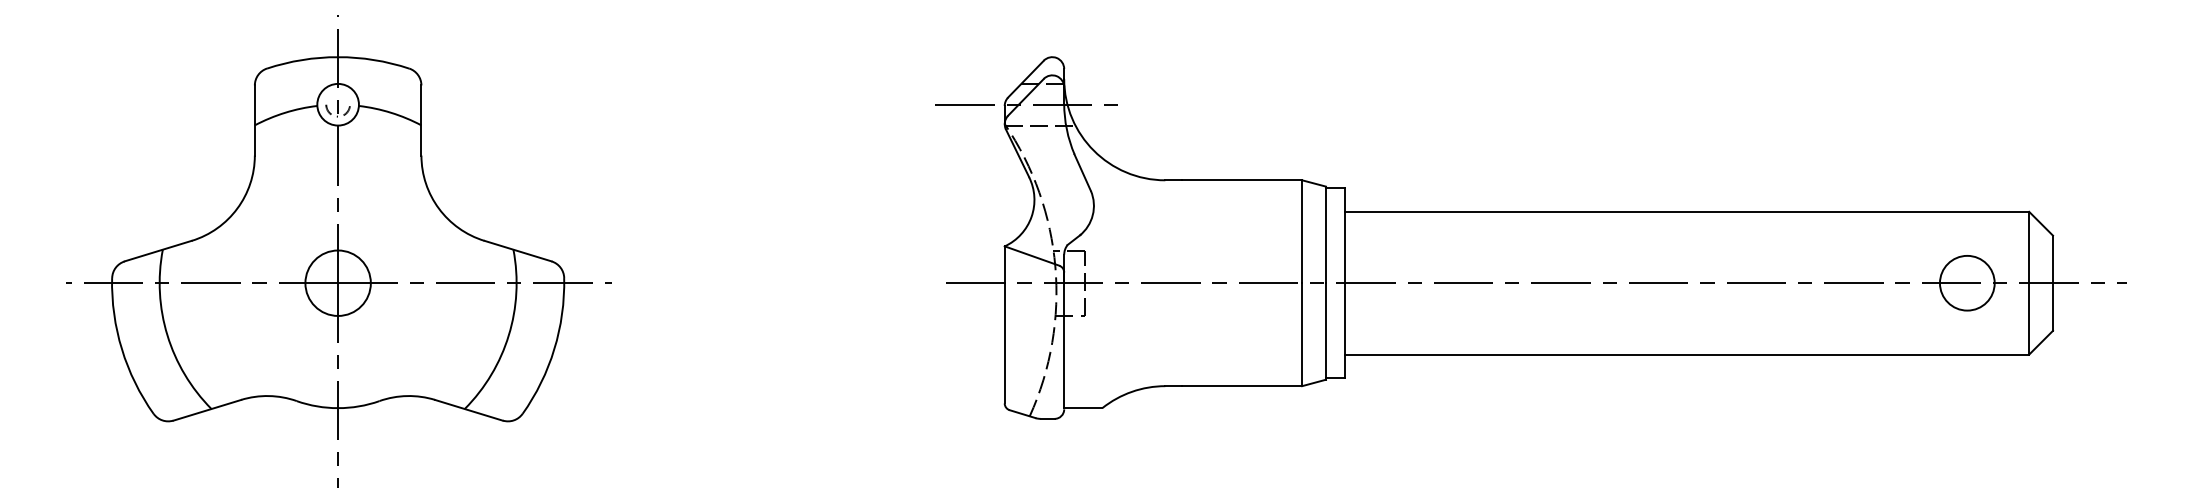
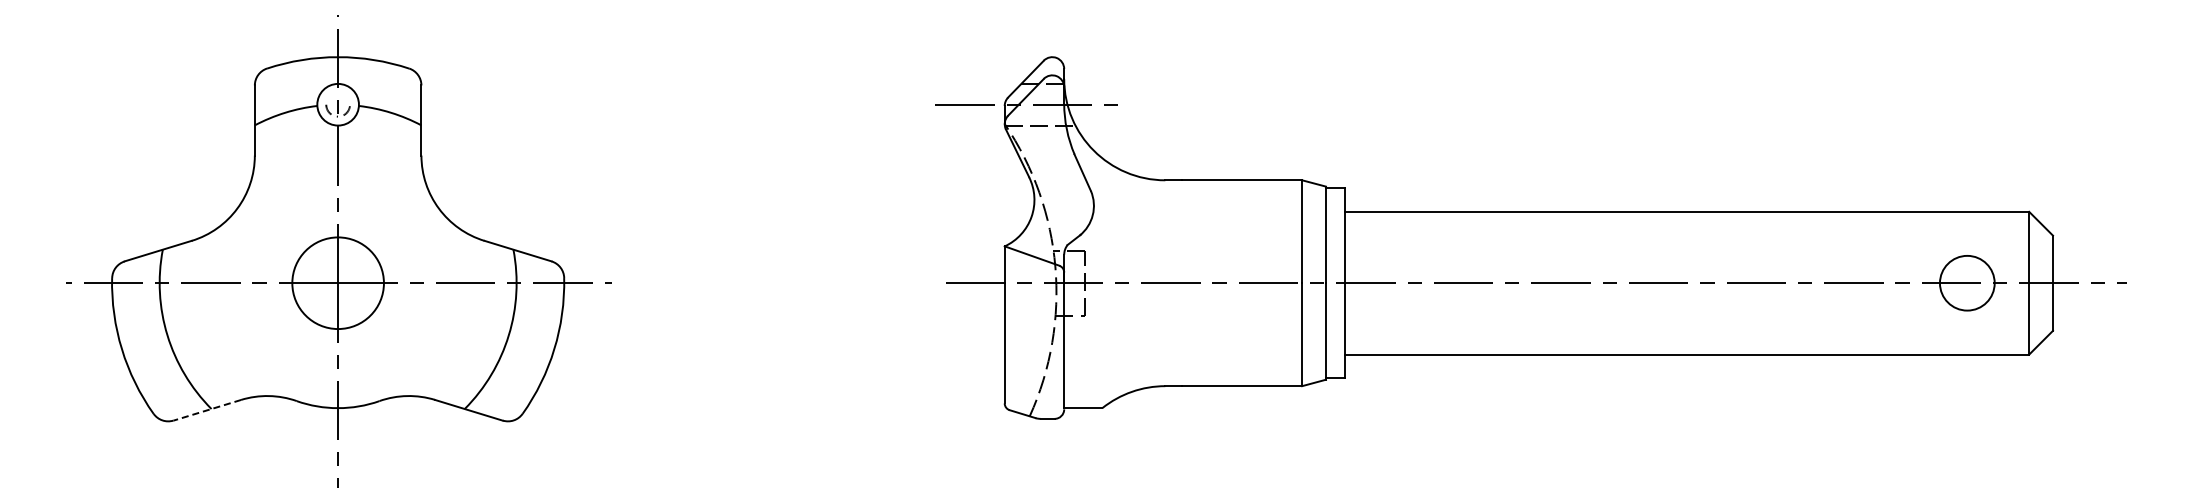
circle diameter: 65 px -> 92 px (337, 283)
line: solid -> dashed (206, 410)
